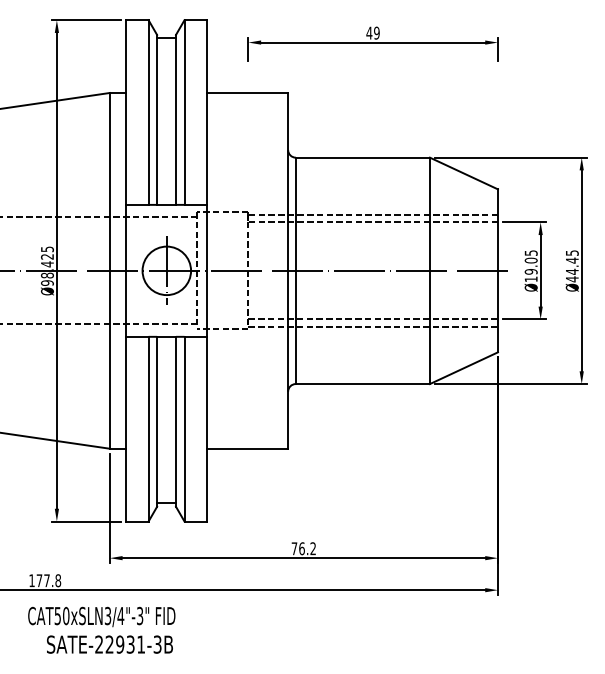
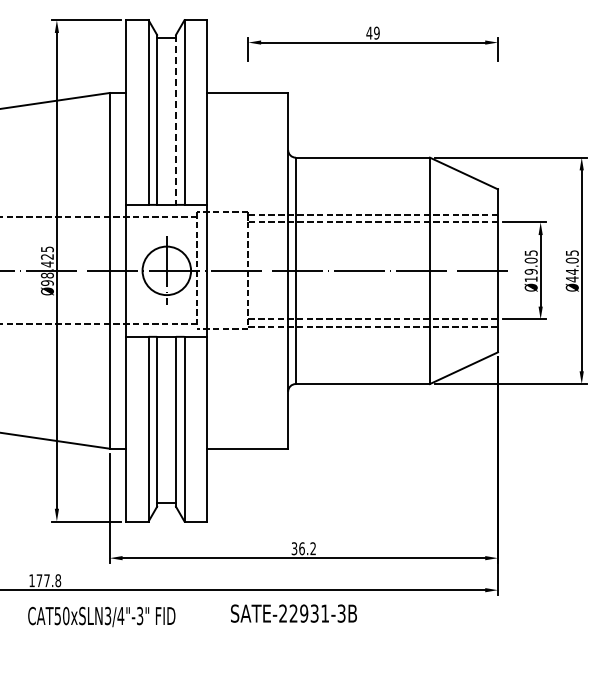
line: solid -> dashed (176, 119)
text: Ø44.45 -> Ø44.05 (571, 260)
text: 76.2 -> 36.2 (294, 548)
text position: (109, 644) -> (293, 613) (293, 613)
